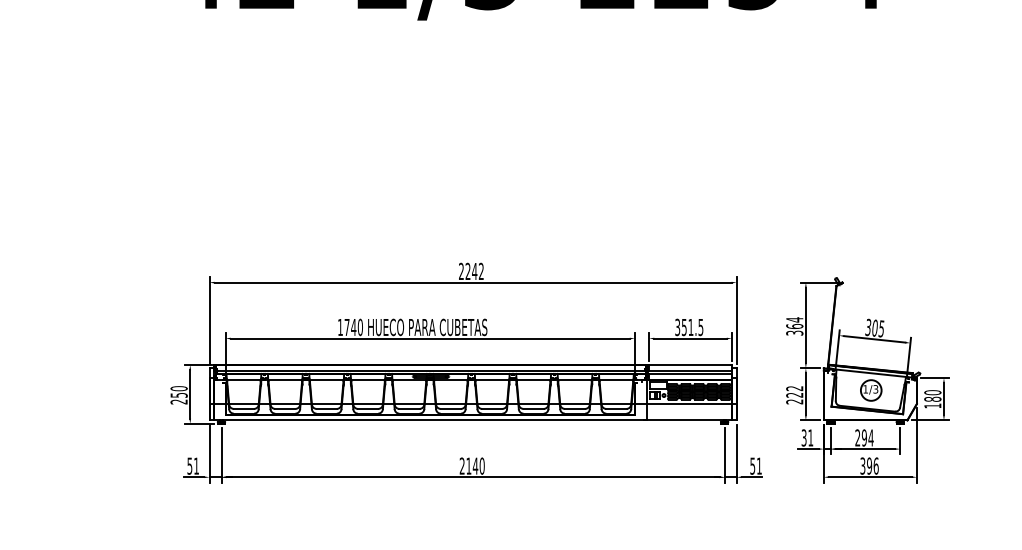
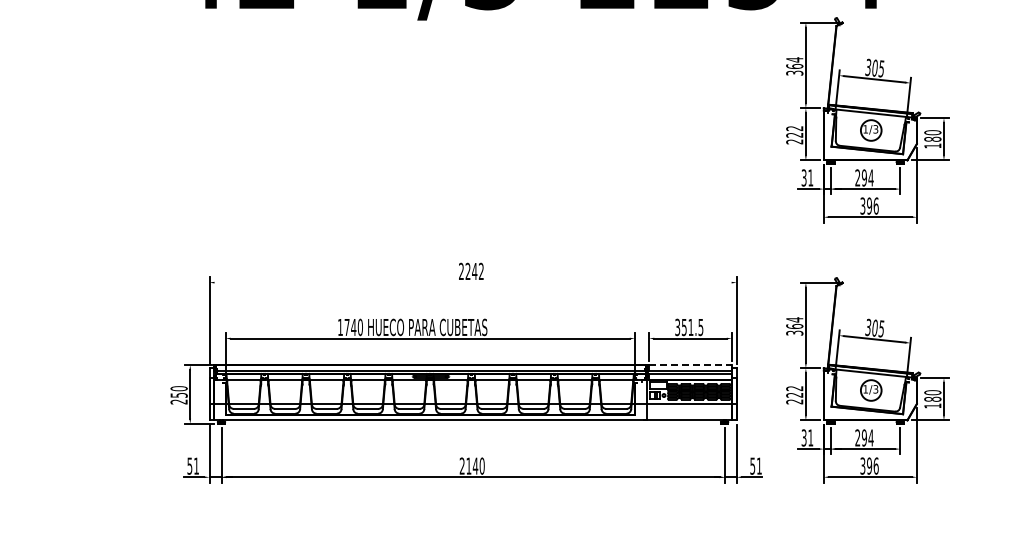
part: none -> present (867, 120)
line: present -> none (472, 282)
line: solid -> dashed (691, 365)
